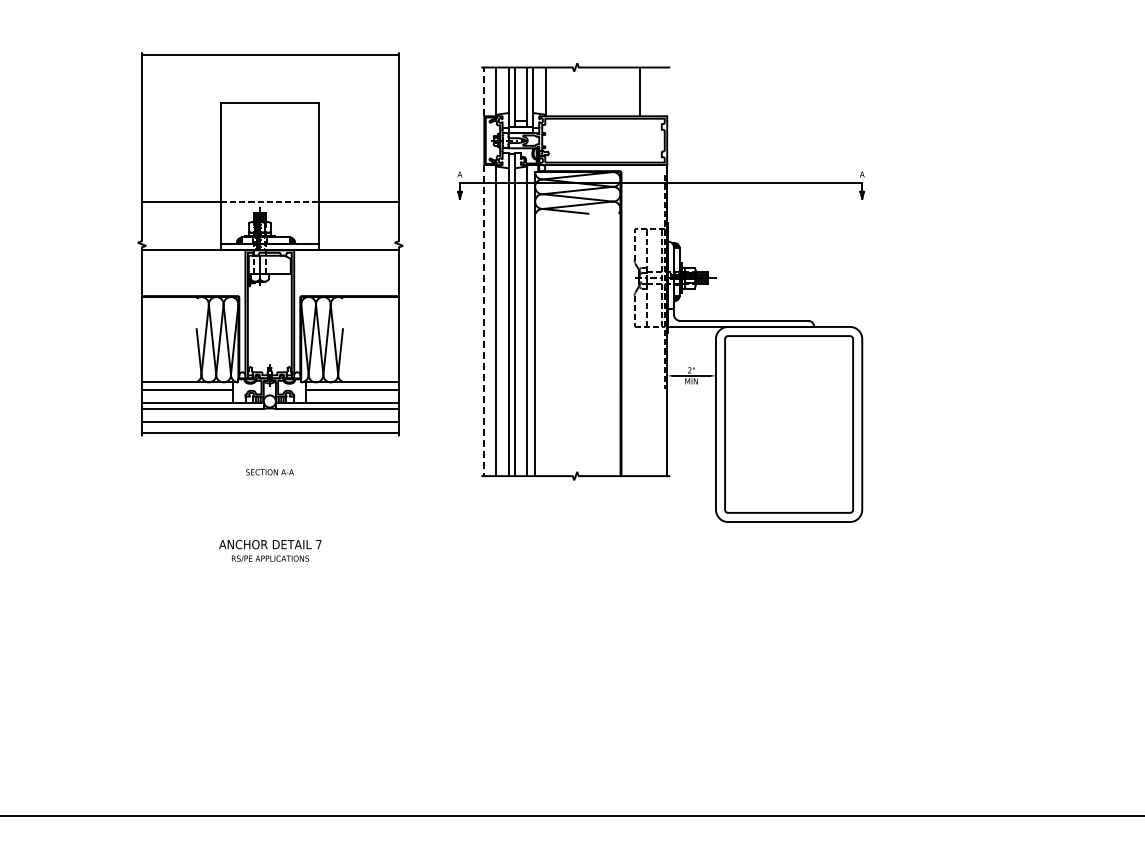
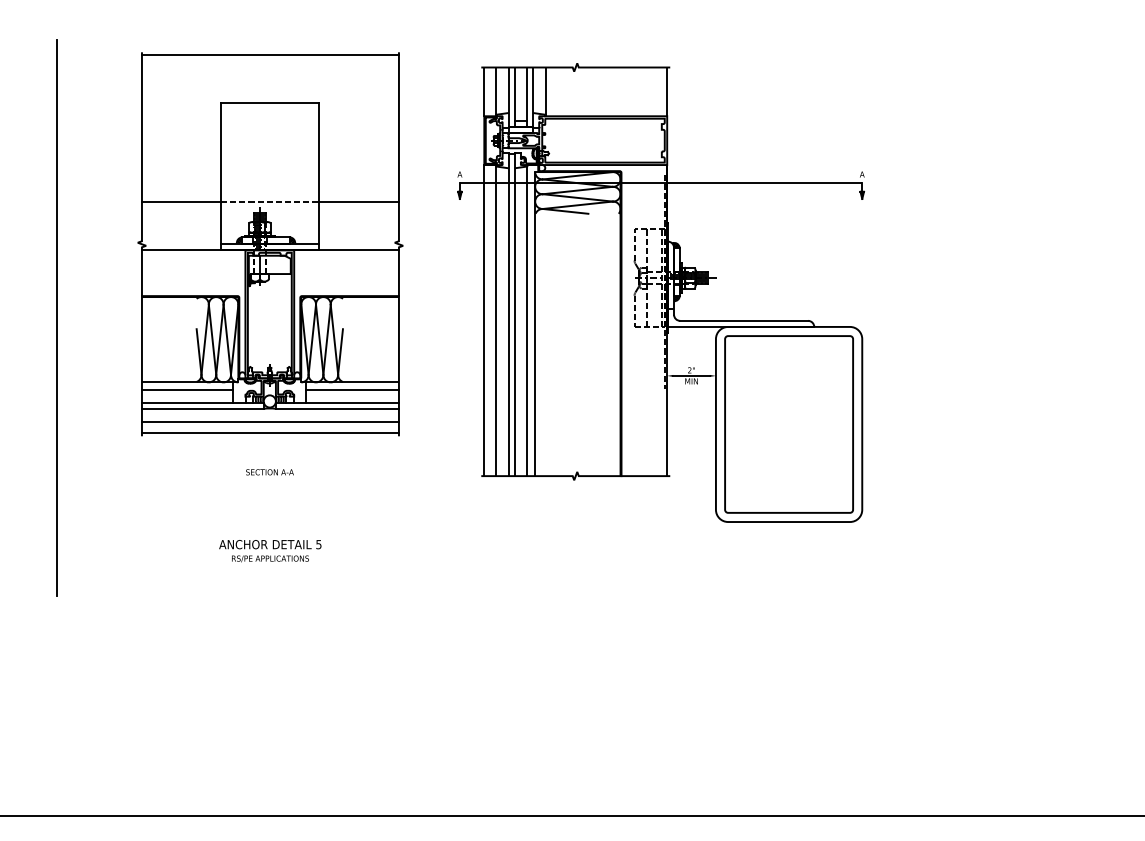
line: dashed -> solid (484, 91)
line position: (640, 91) -> (667, 91) (667, 91)
line: none -> present (56, 318)
line: dashed -> solid (484, 320)
text: 7 -> 5 (318, 544)
